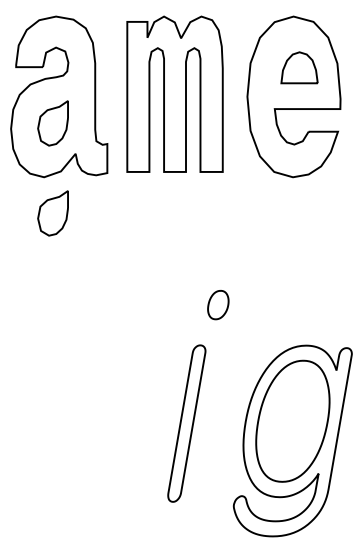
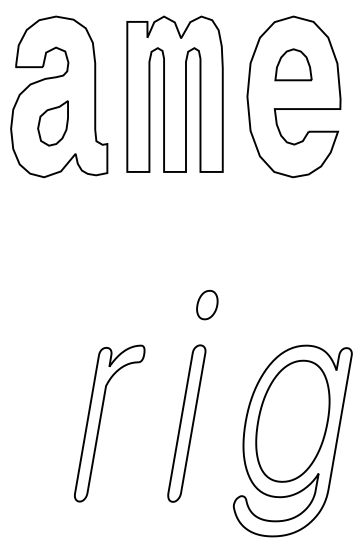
part position: (299, 67) -> (293, 64) (293, 64)
part: present -> none (52, 213)
part position: (218, 305) -> (207, 305) (207, 305)
part: none -> present (101, 419)
